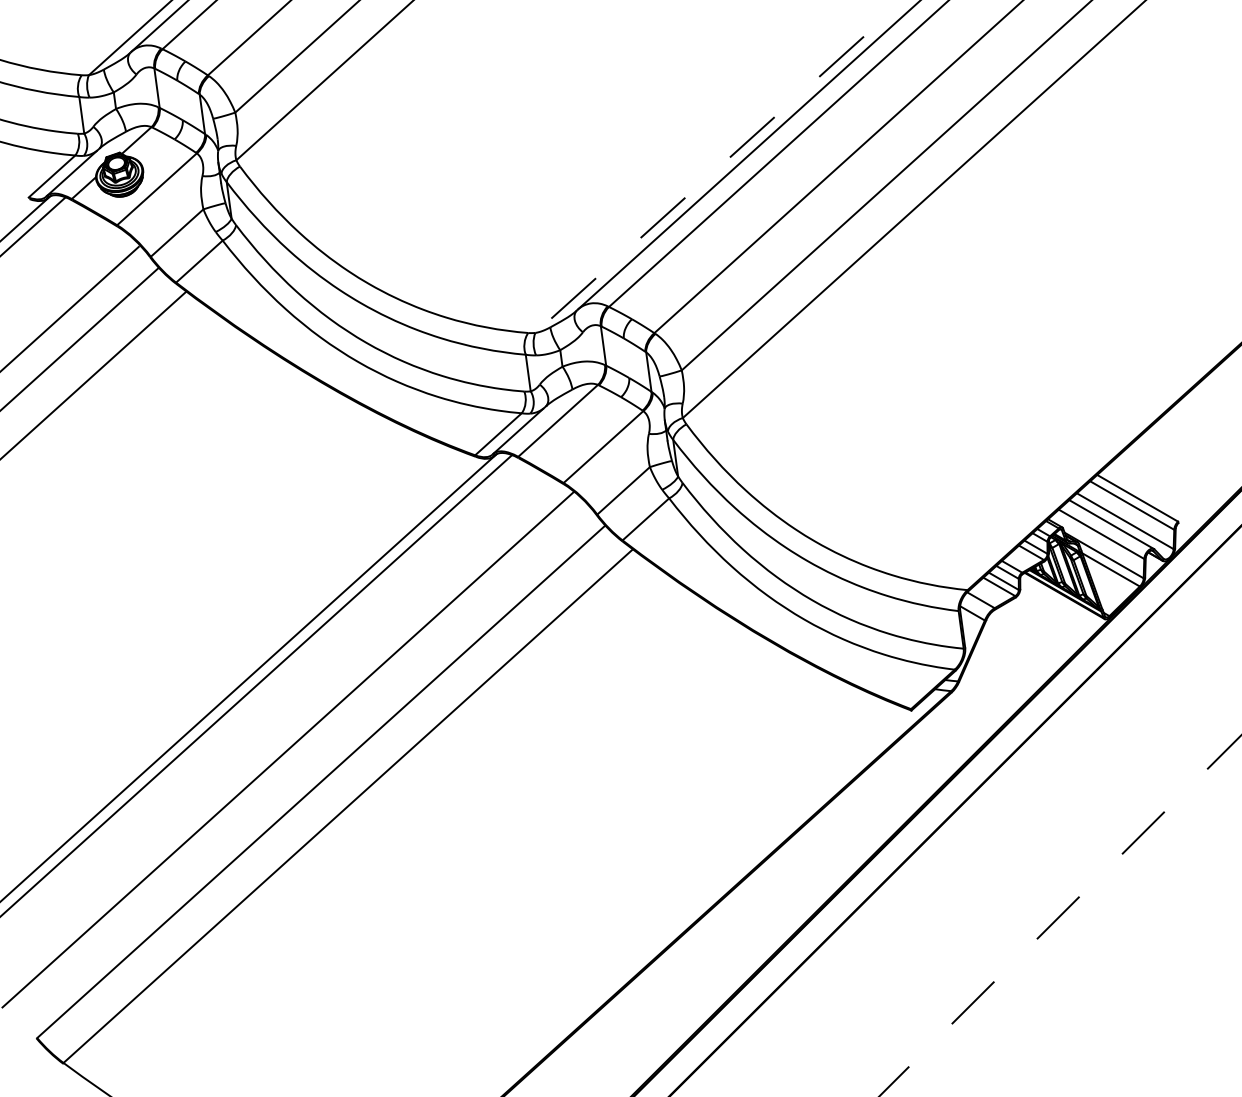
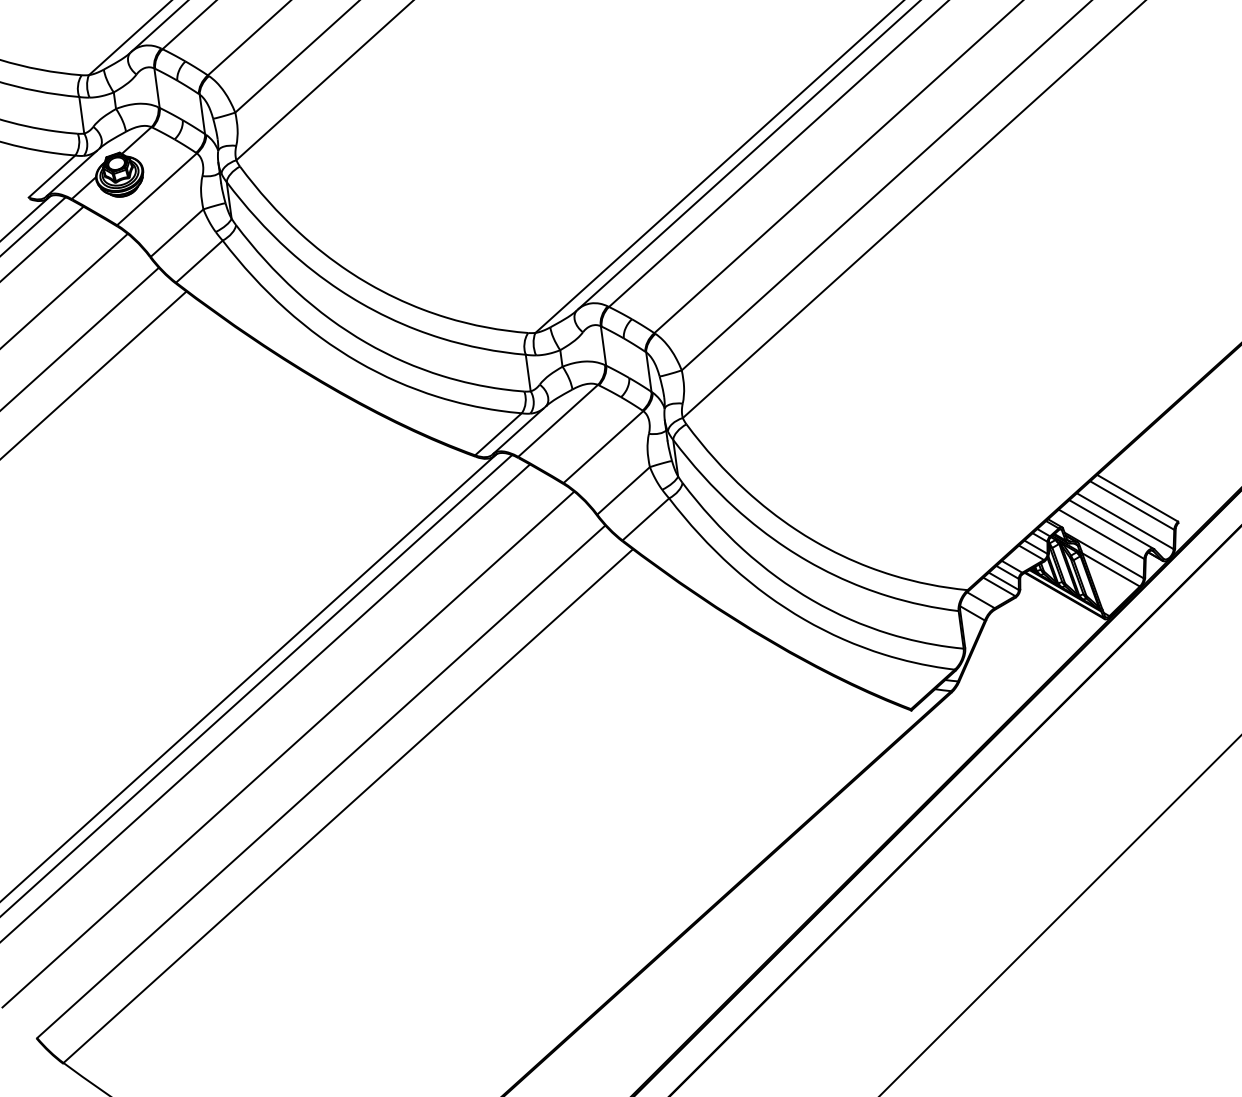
line: dashed -> solid (719, 166)
line: none -> present (42, 242)
line position: (70, 308) -> (64, 290) (64, 290)
line: none -> present (266, 702)
line: dashed -> solid (1060, 915)
